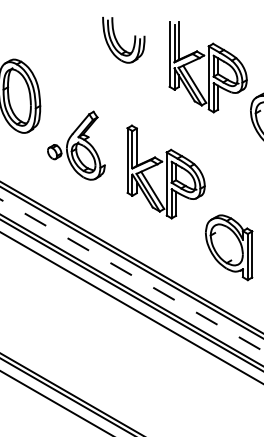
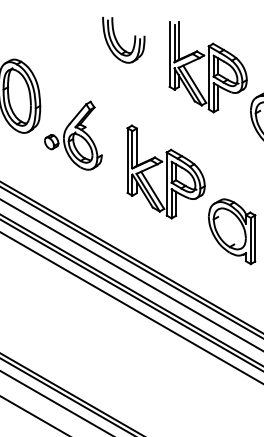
part position: (76, 145) -> (73, 135) (73, 135)
part position: (229, 247) -> (232, 231) (232, 231)
line: dashed -> solid (131, 275)
line: none -> present (33, 415)
